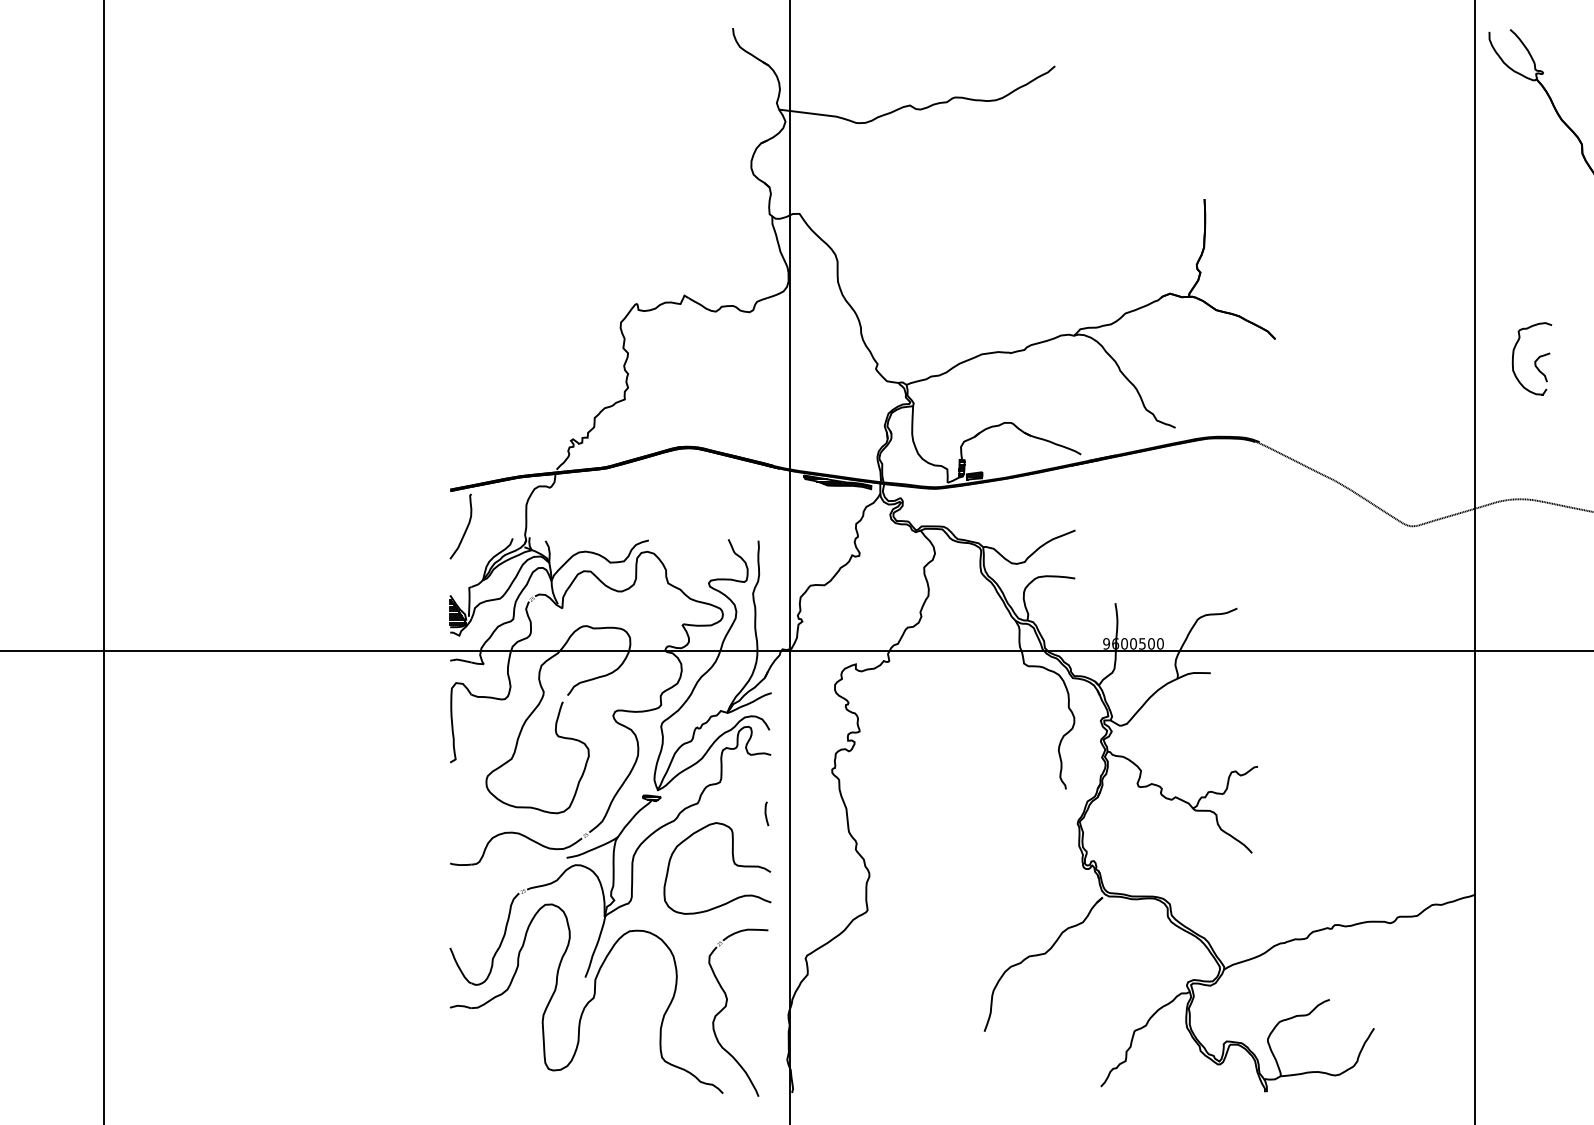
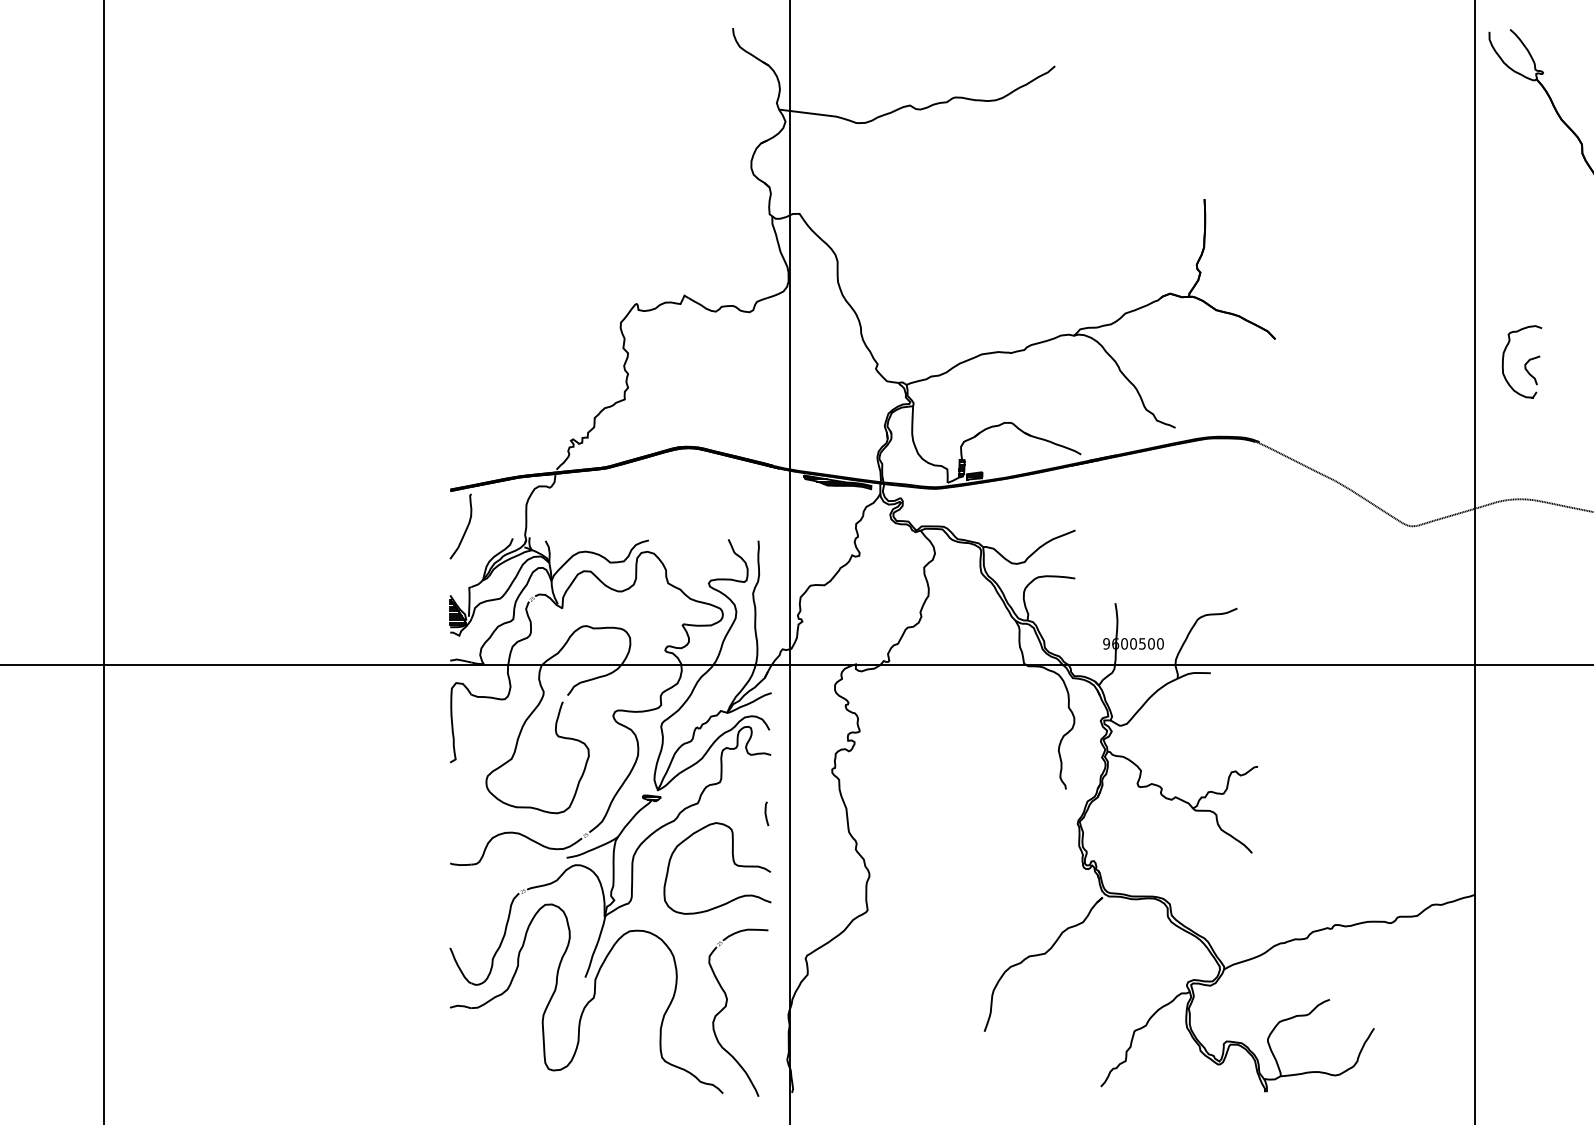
part position: (1531, 358) -> (1521, 361) (1521, 361)
line position: (796, 651) -> (796, 665) (796, 665)
